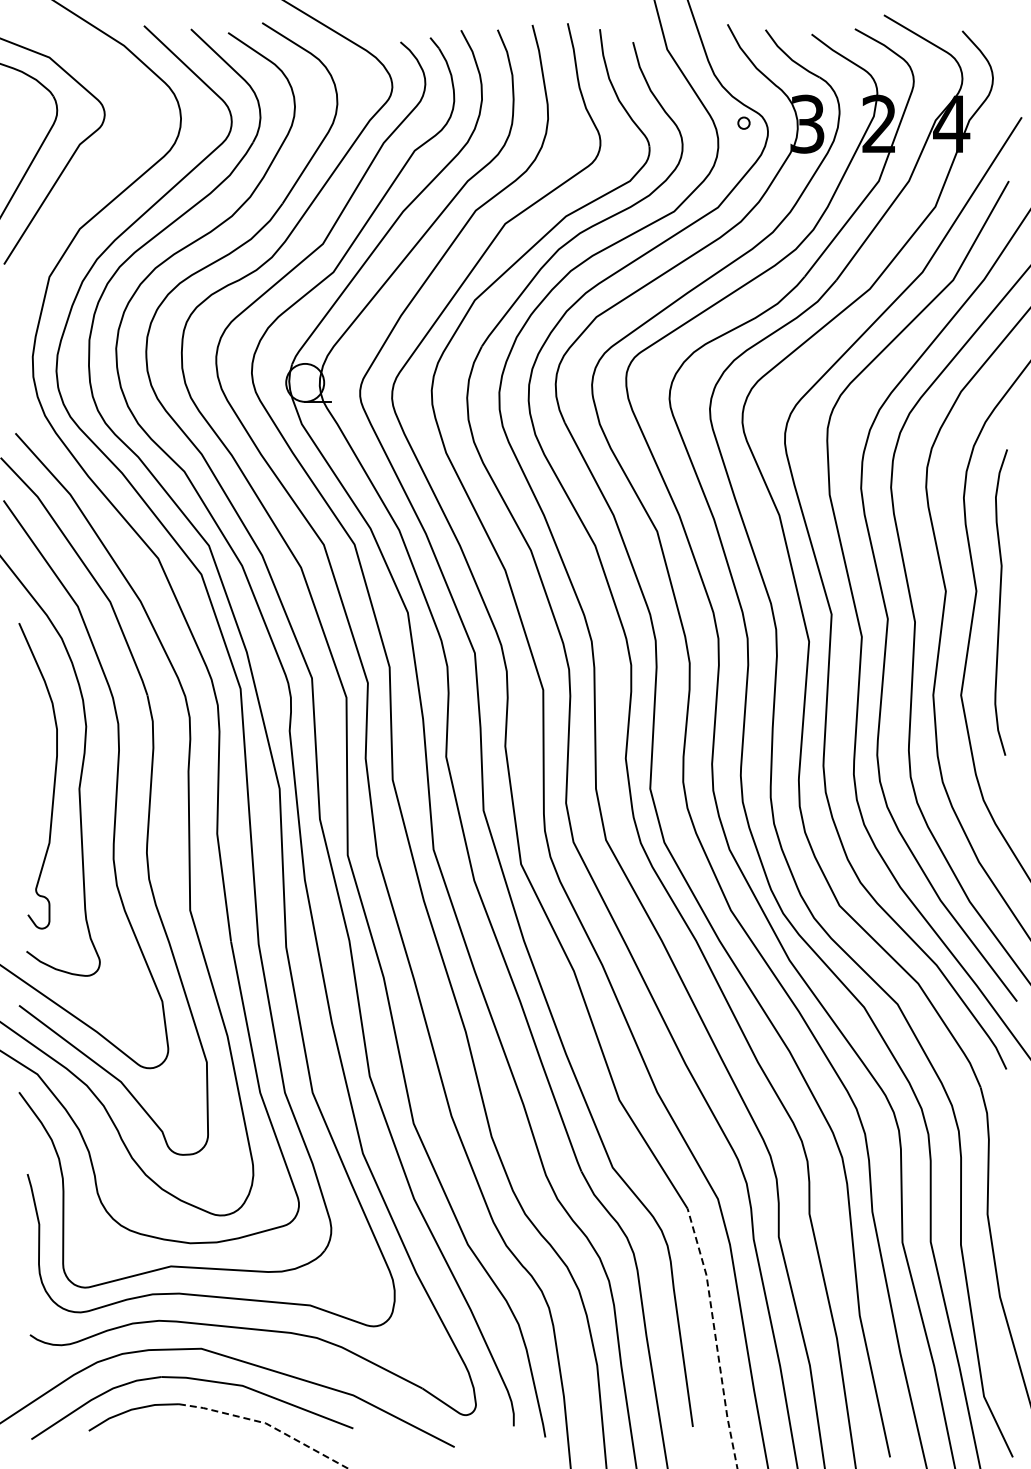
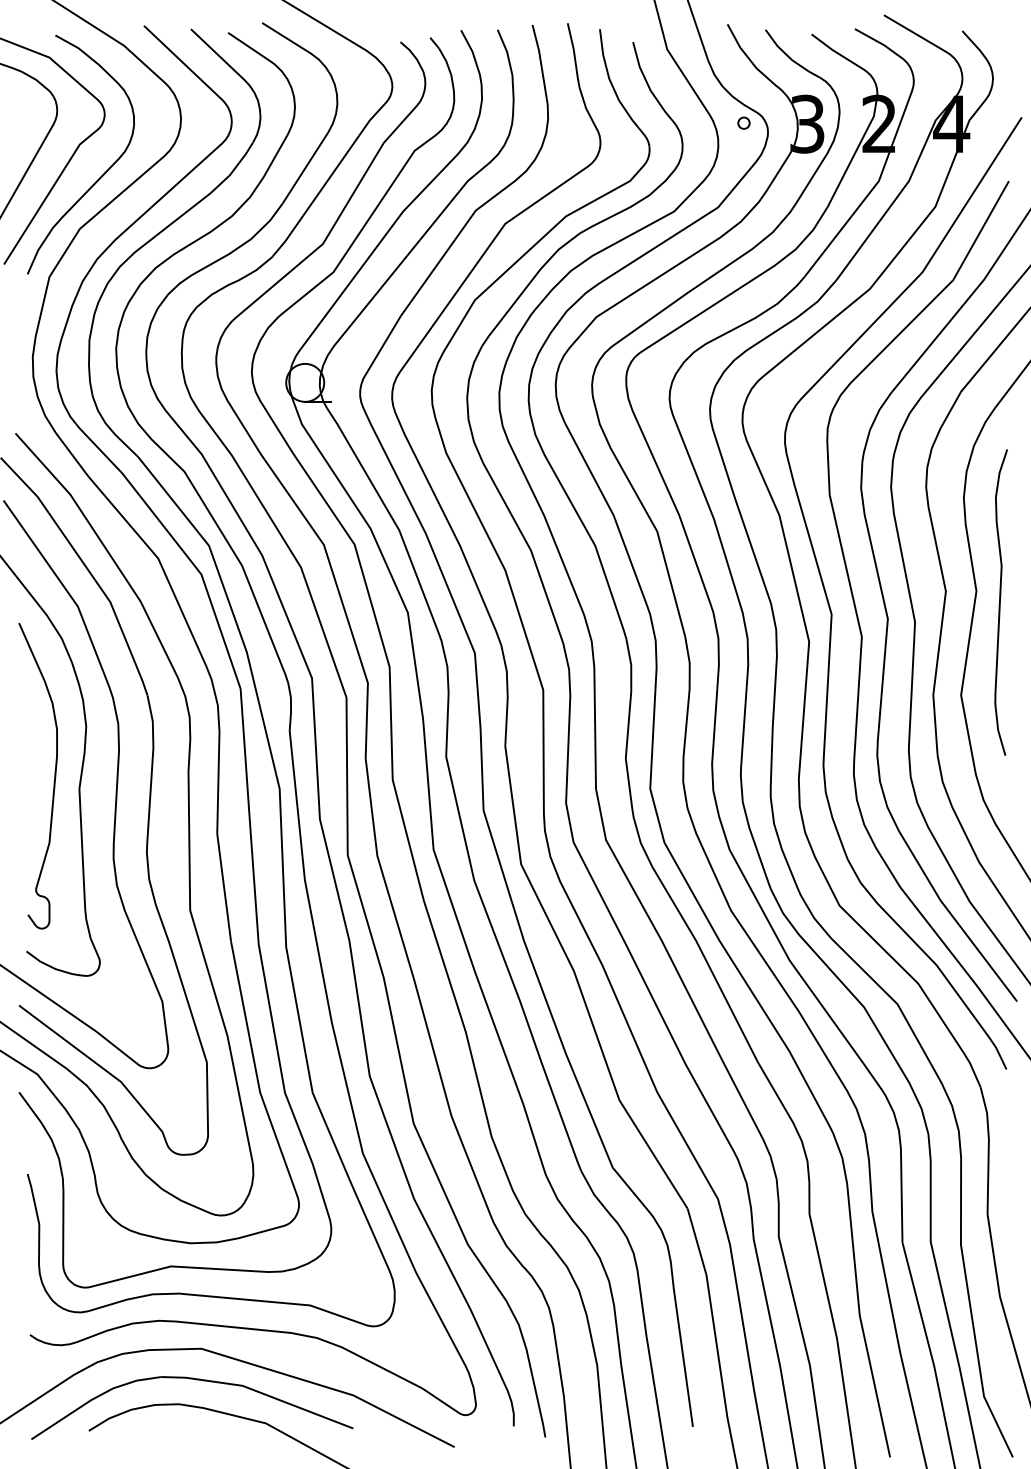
curve: none -> present (101, 175)
line: dashed -> solid (715, 1336)
line: dashed -> solid (266, 1423)
